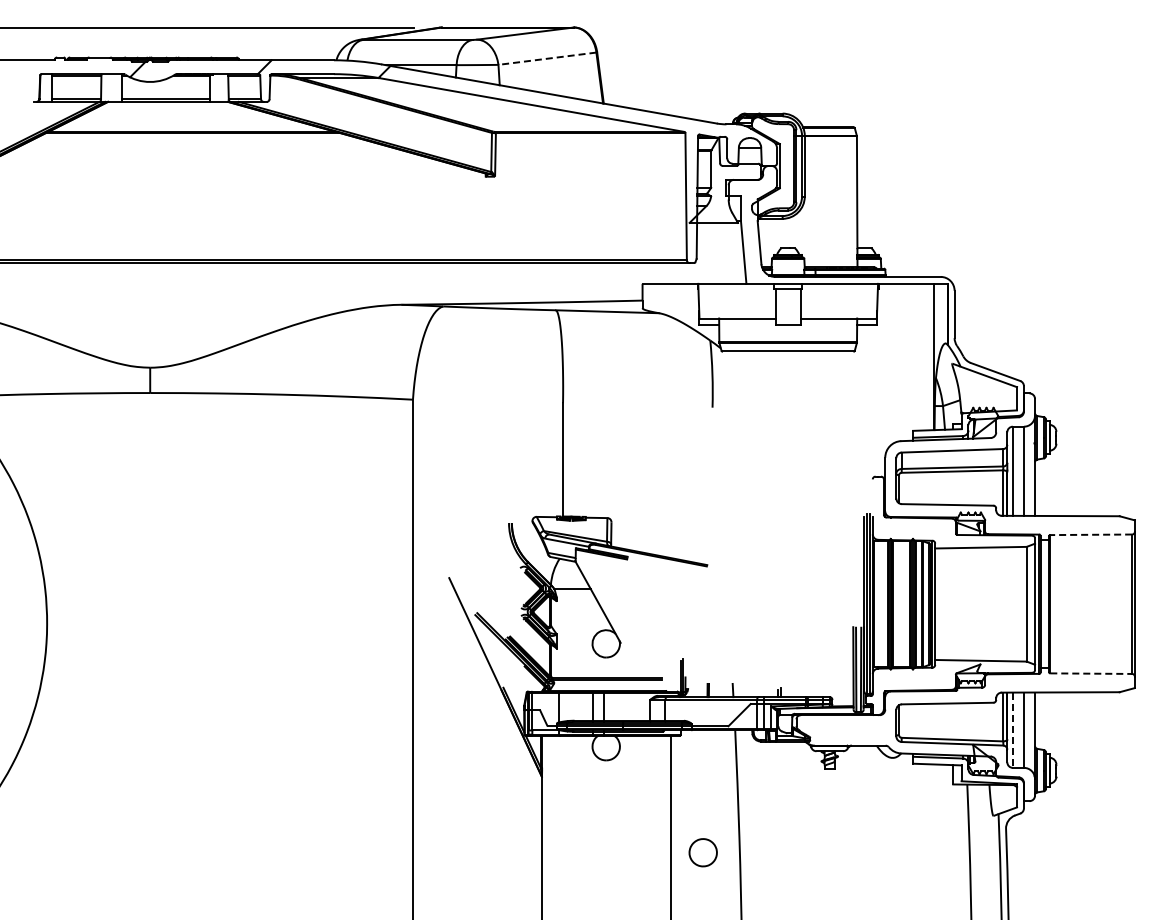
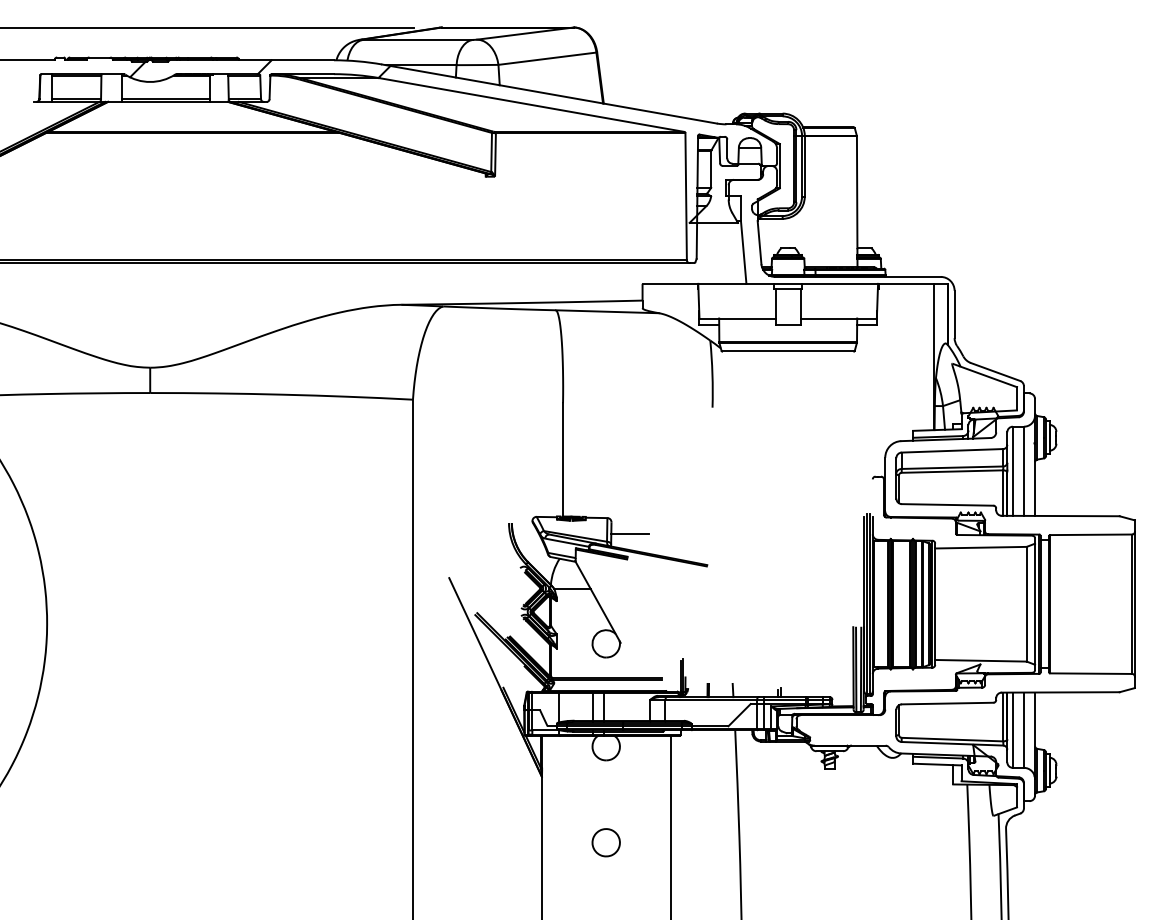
line: dashed -> solid (546, 58)
line: none -> present (630, 533)
line: dashed -> solid (1091, 534)
line: dashed -> solid (1091, 673)
line: dashed -> solid (1012, 730)
part position: (702, 852) -> (605, 842) (605, 842)
